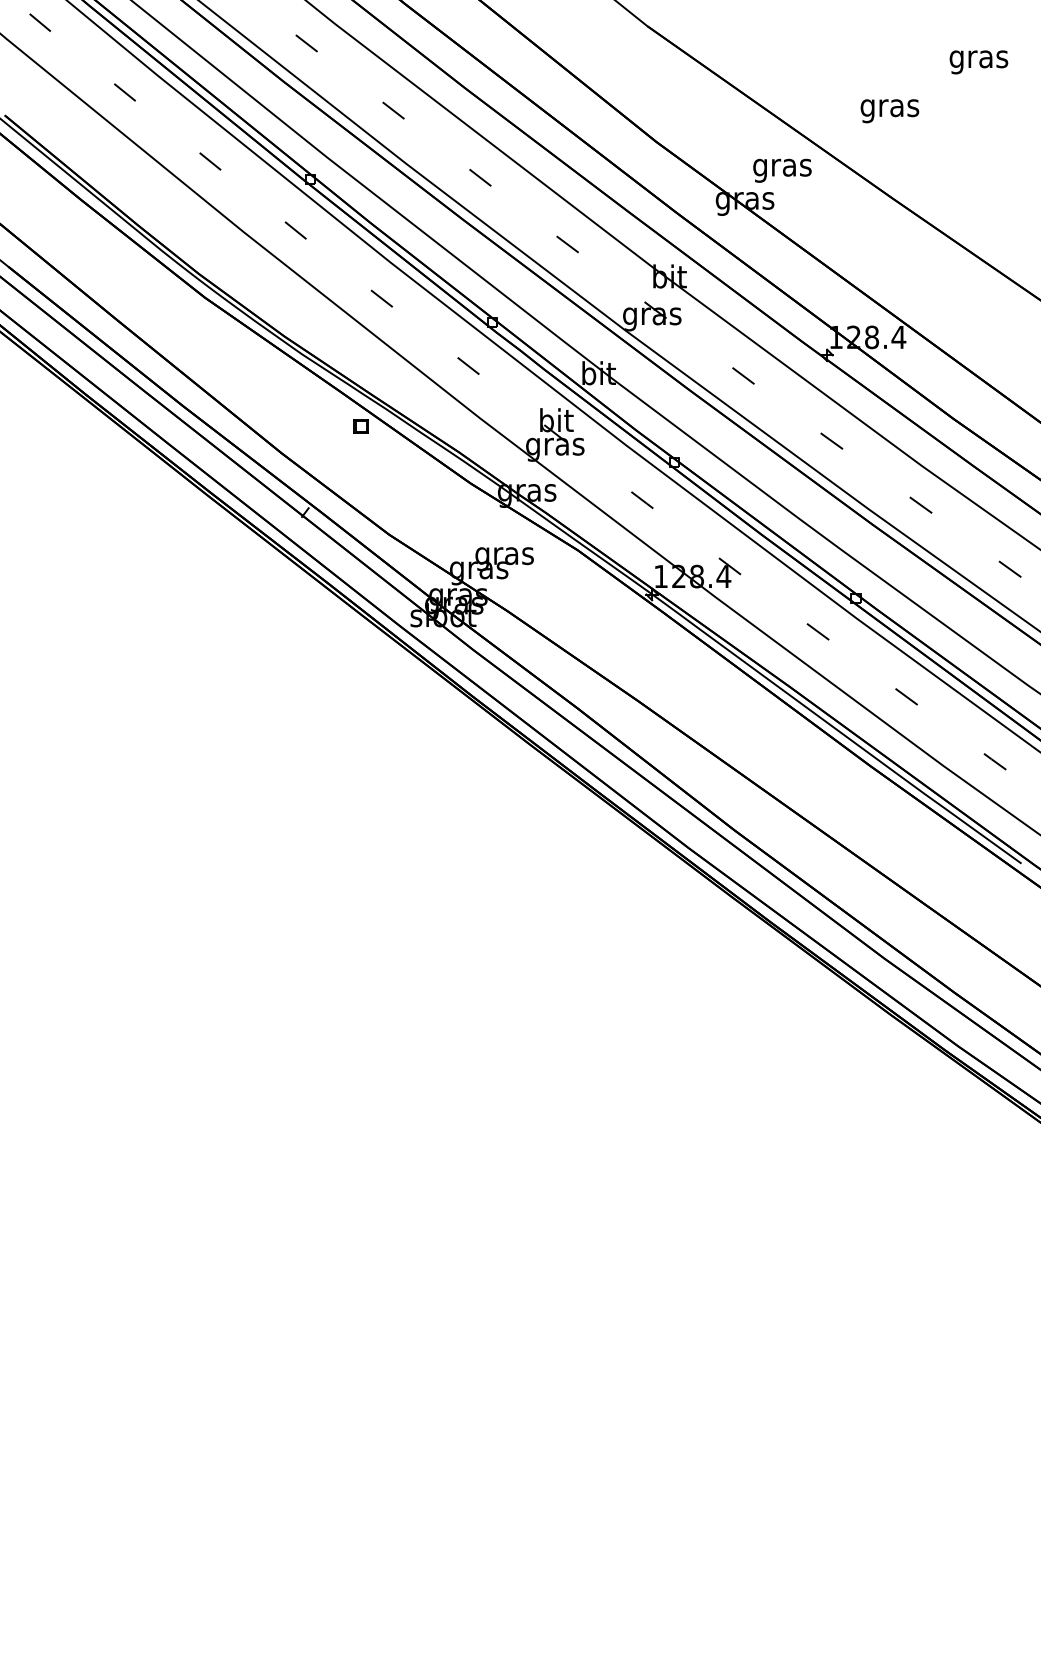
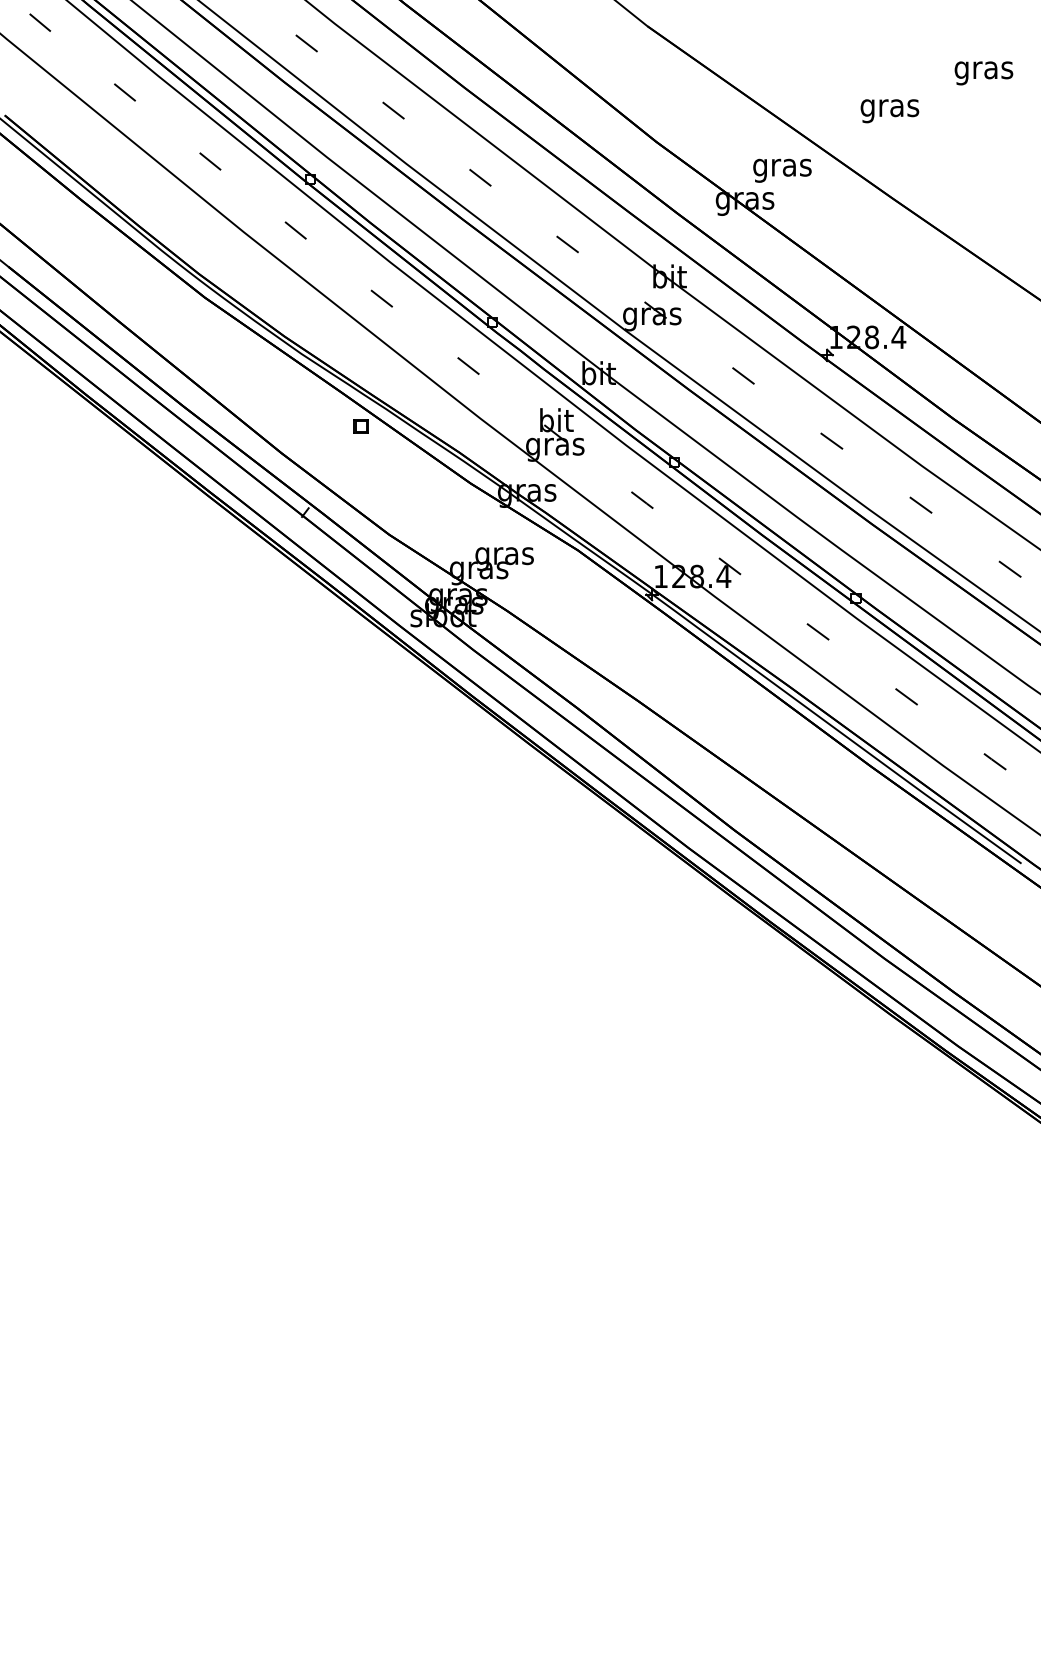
text position: (978, 62) -> (983, 73) (983, 73)
